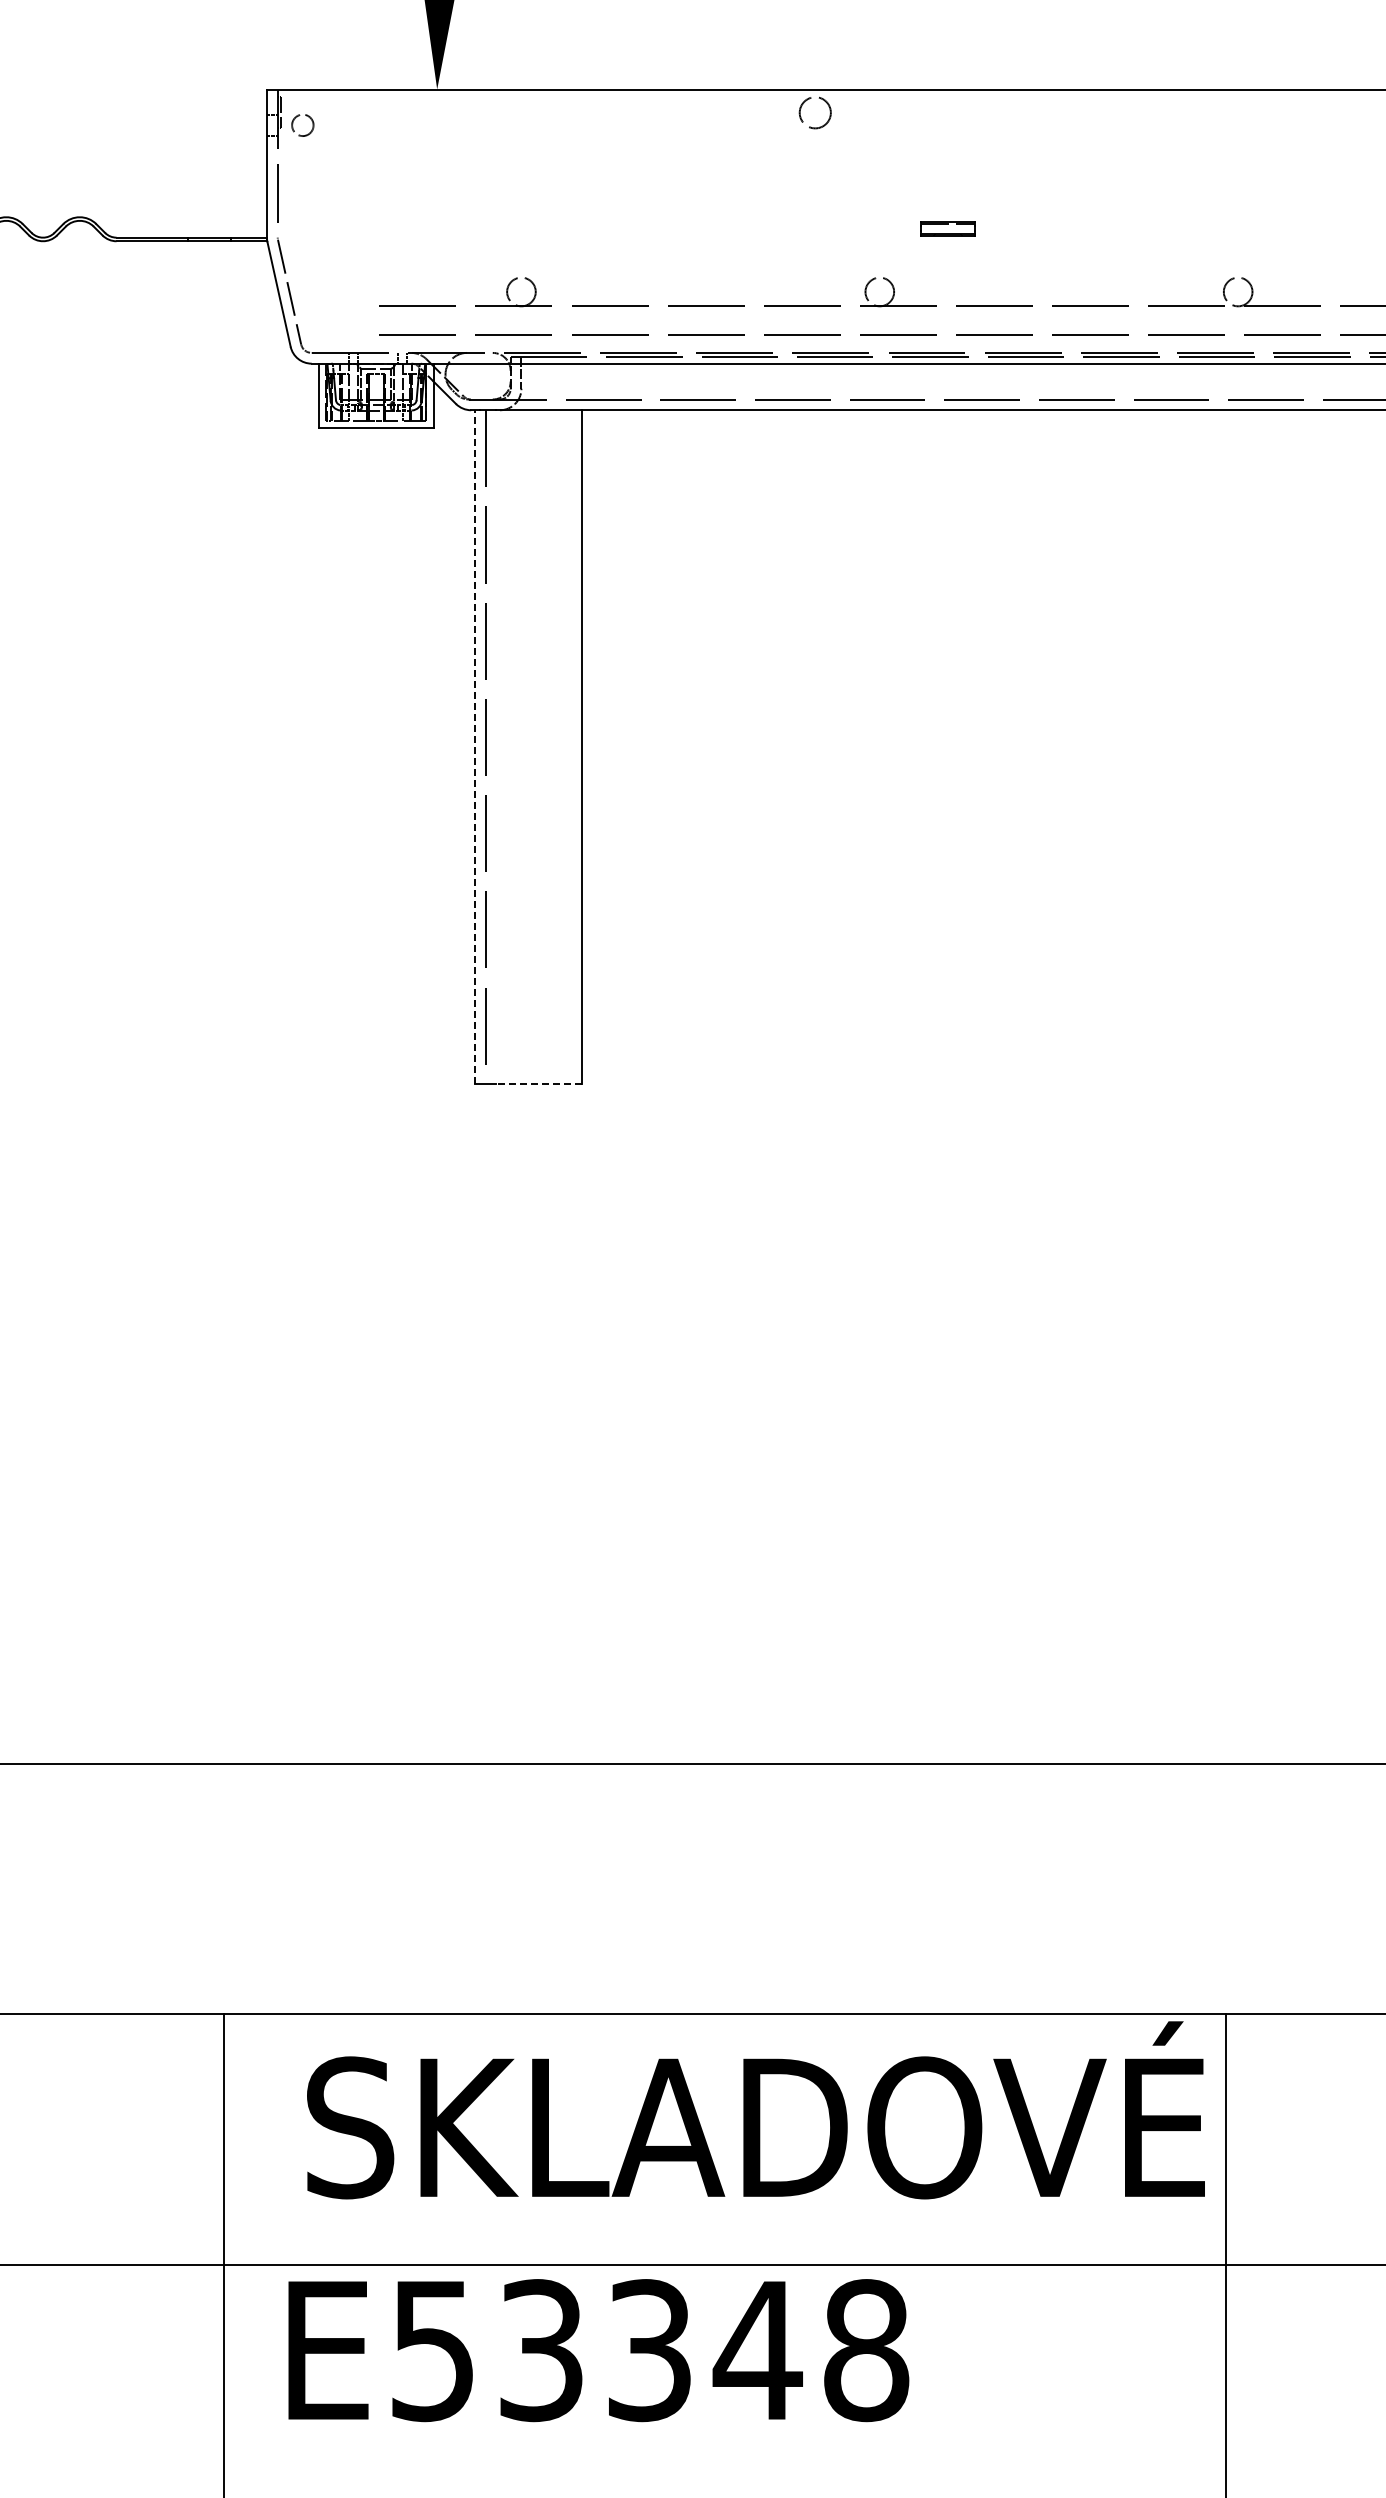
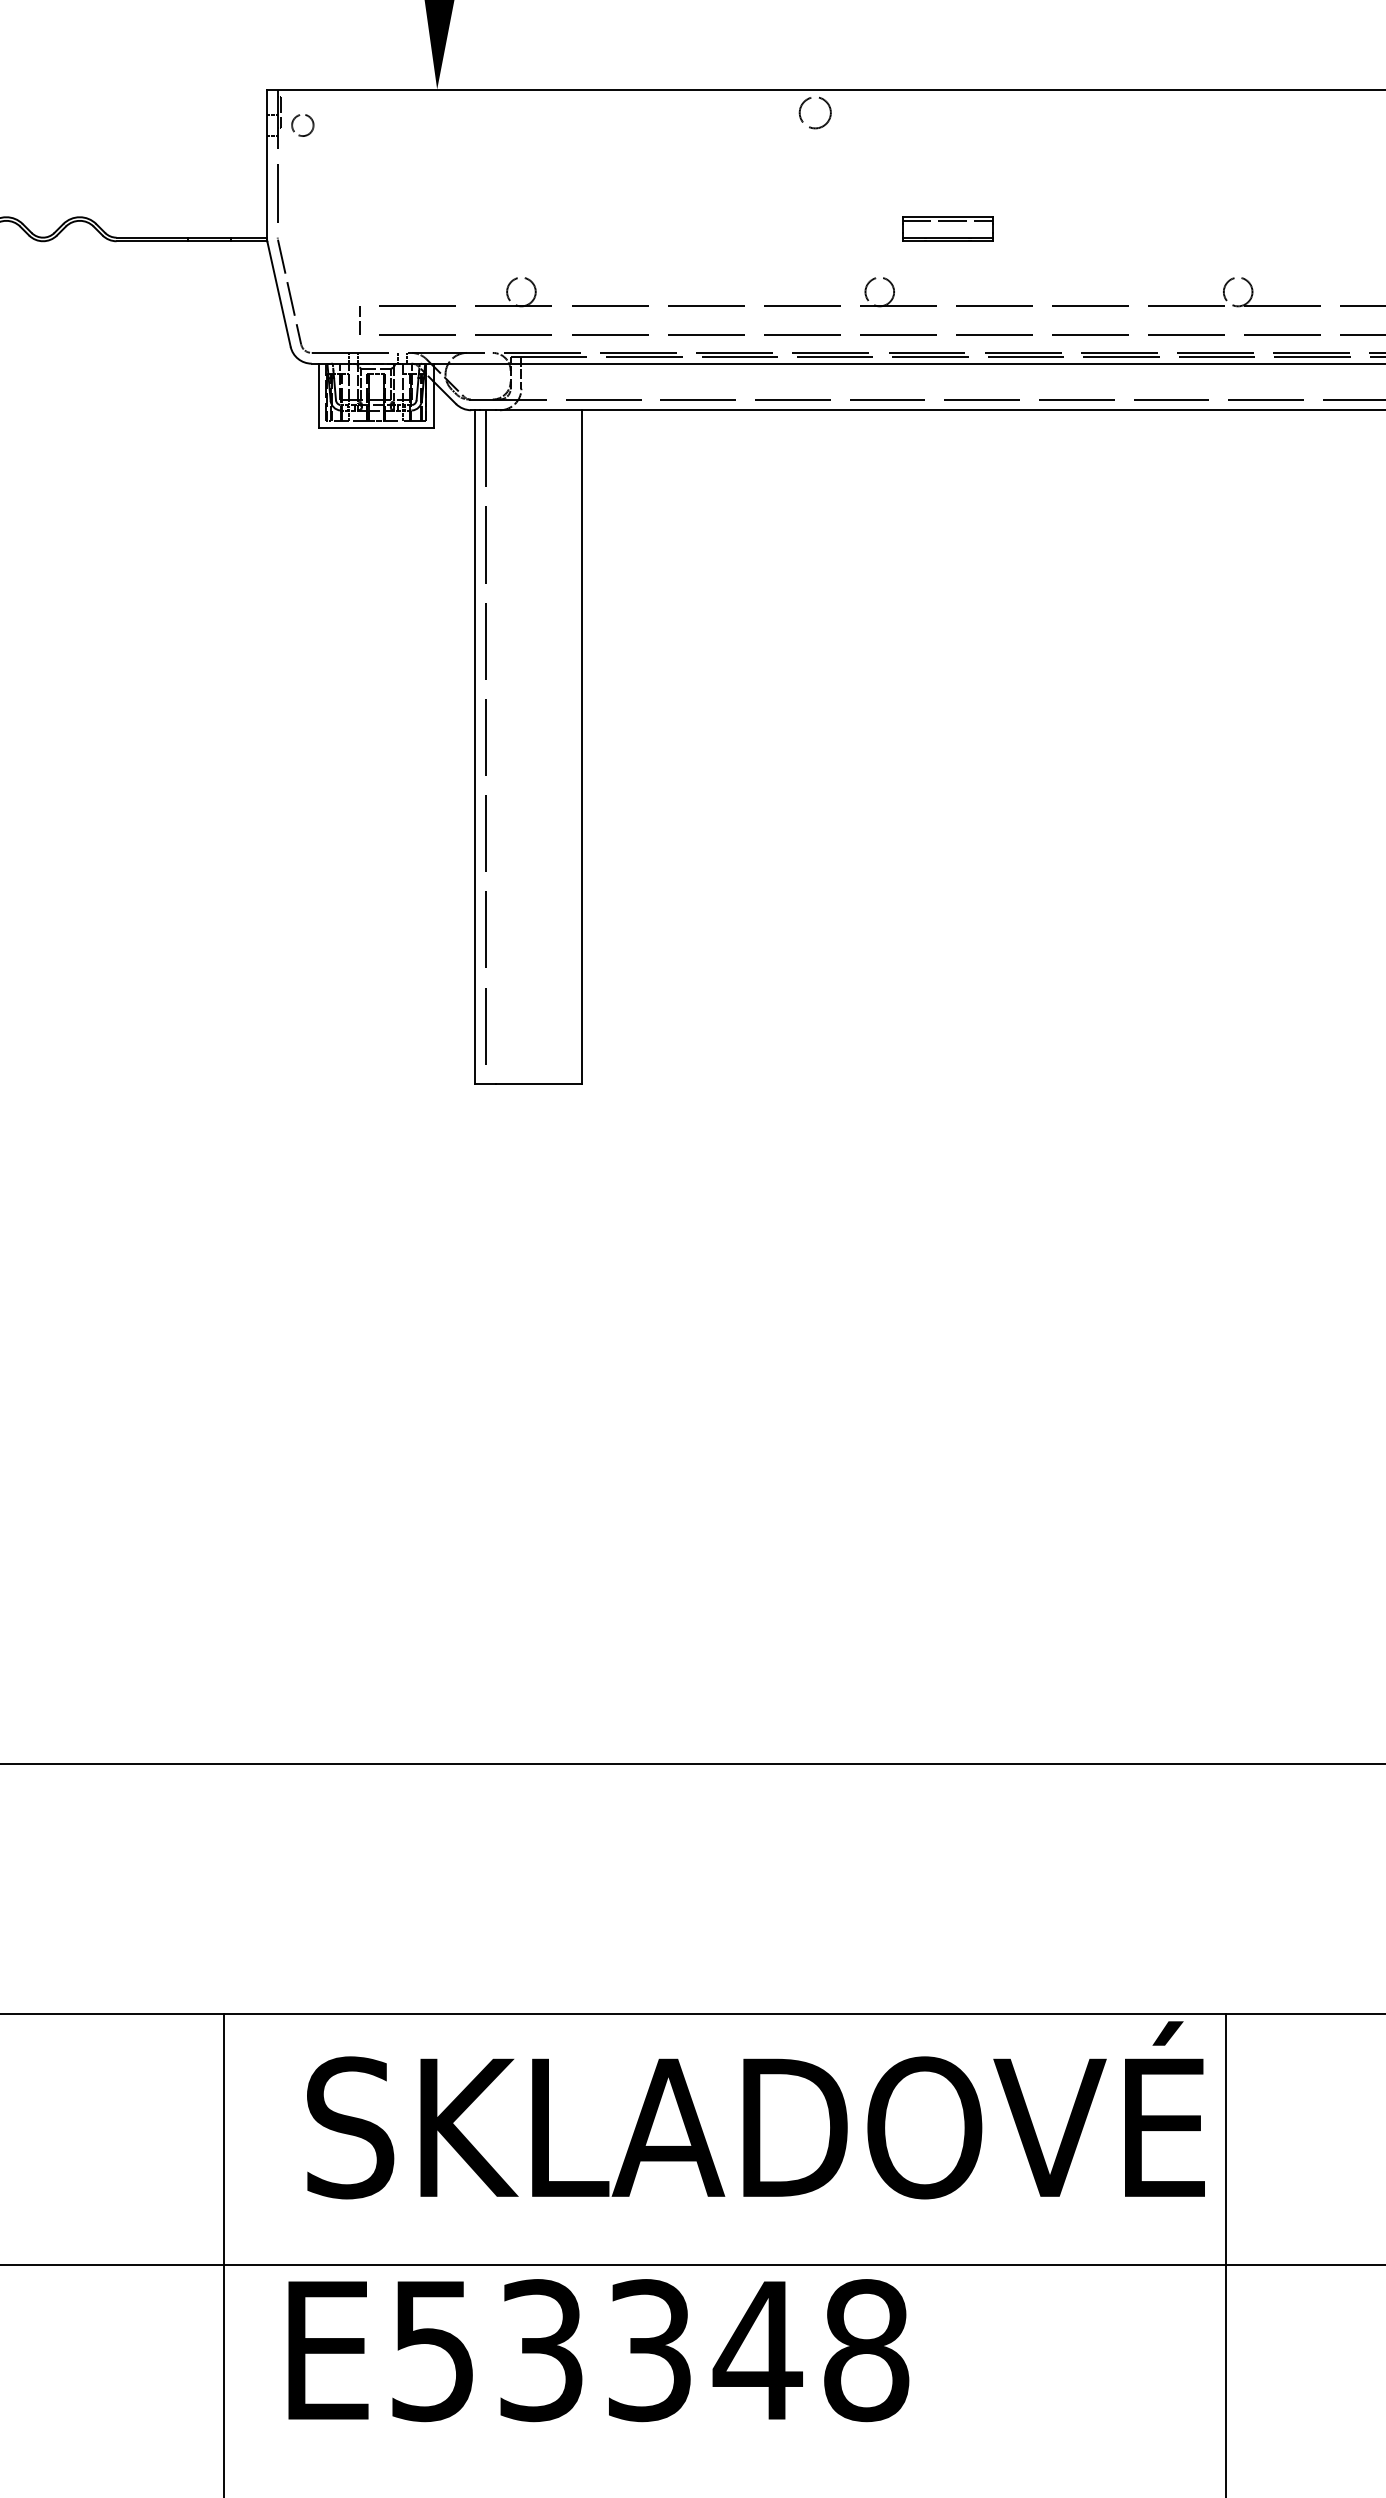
part size: 56x16 px -> 92x26 px (947, 228)
line: none -> present (360, 320)
line: dashed -> solid (474, 747)
line: dashed -> solid (538, 1083)
